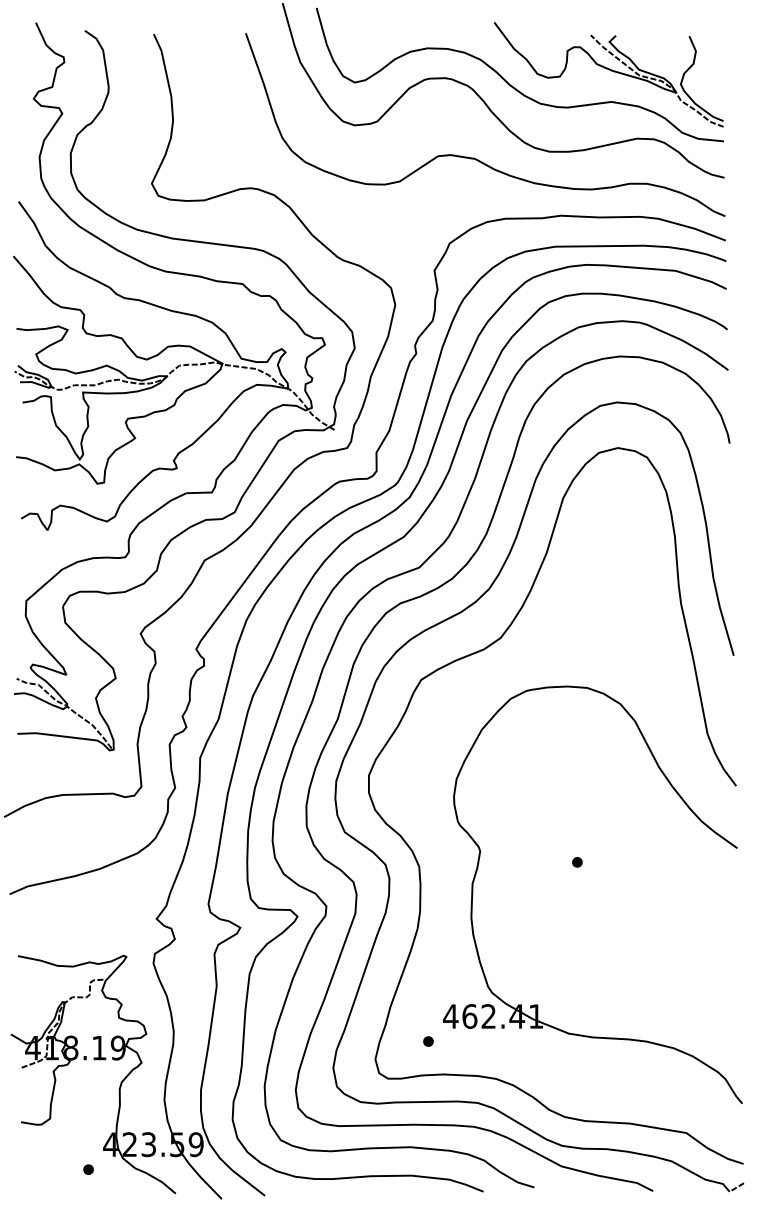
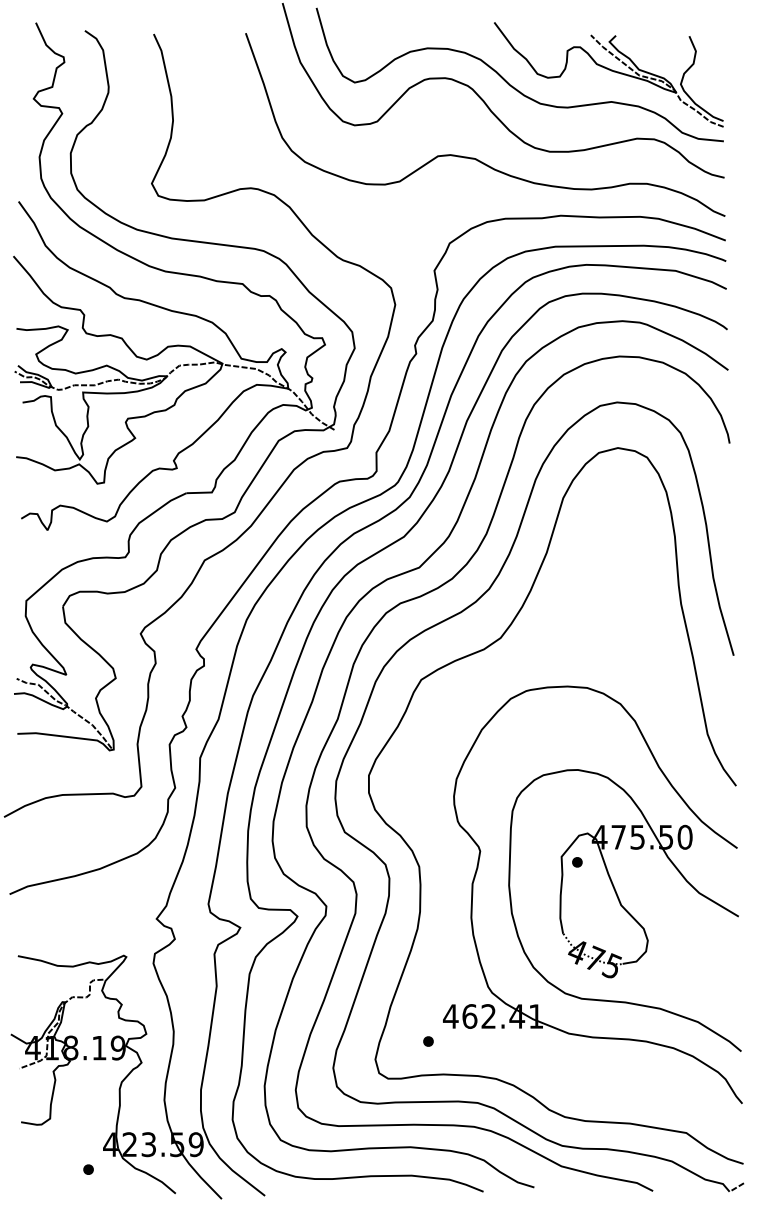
part: none -> present (624, 910)
